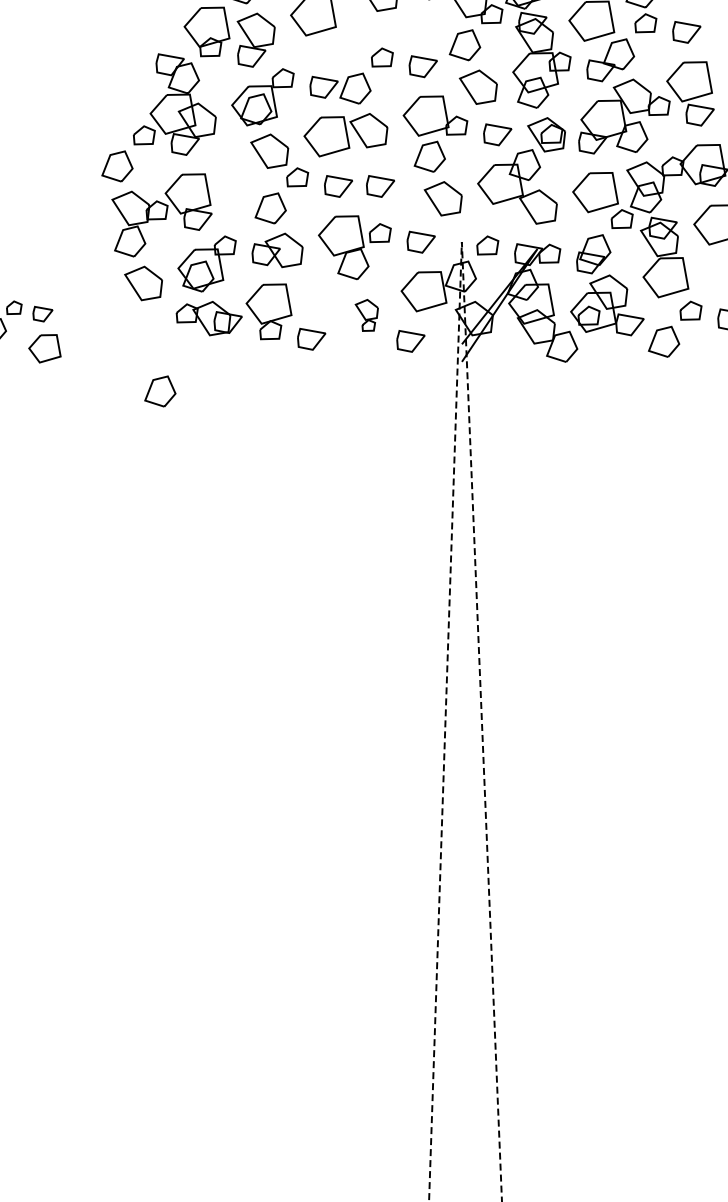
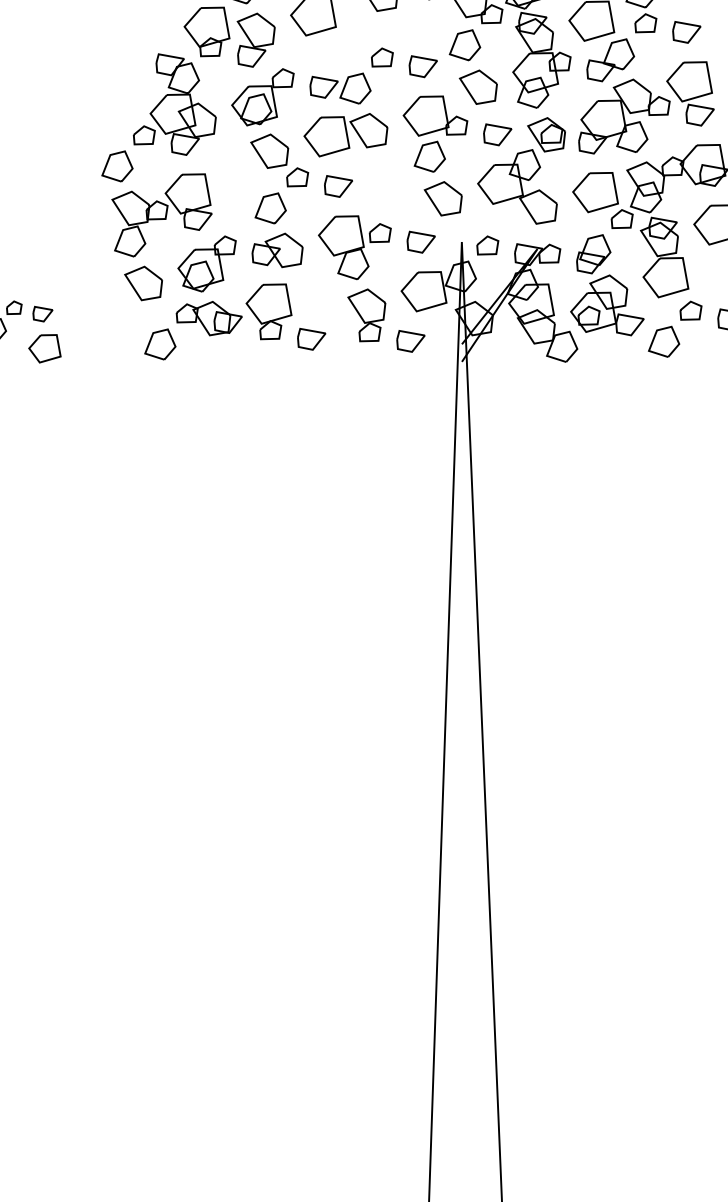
part: present -> none (380, 186)
line: dashed -> solid (461, 242)
part size: 25x33 px -> 40x55 px (366, 315)
part position: (160, 391) -> (160, 344) (160, 344)
